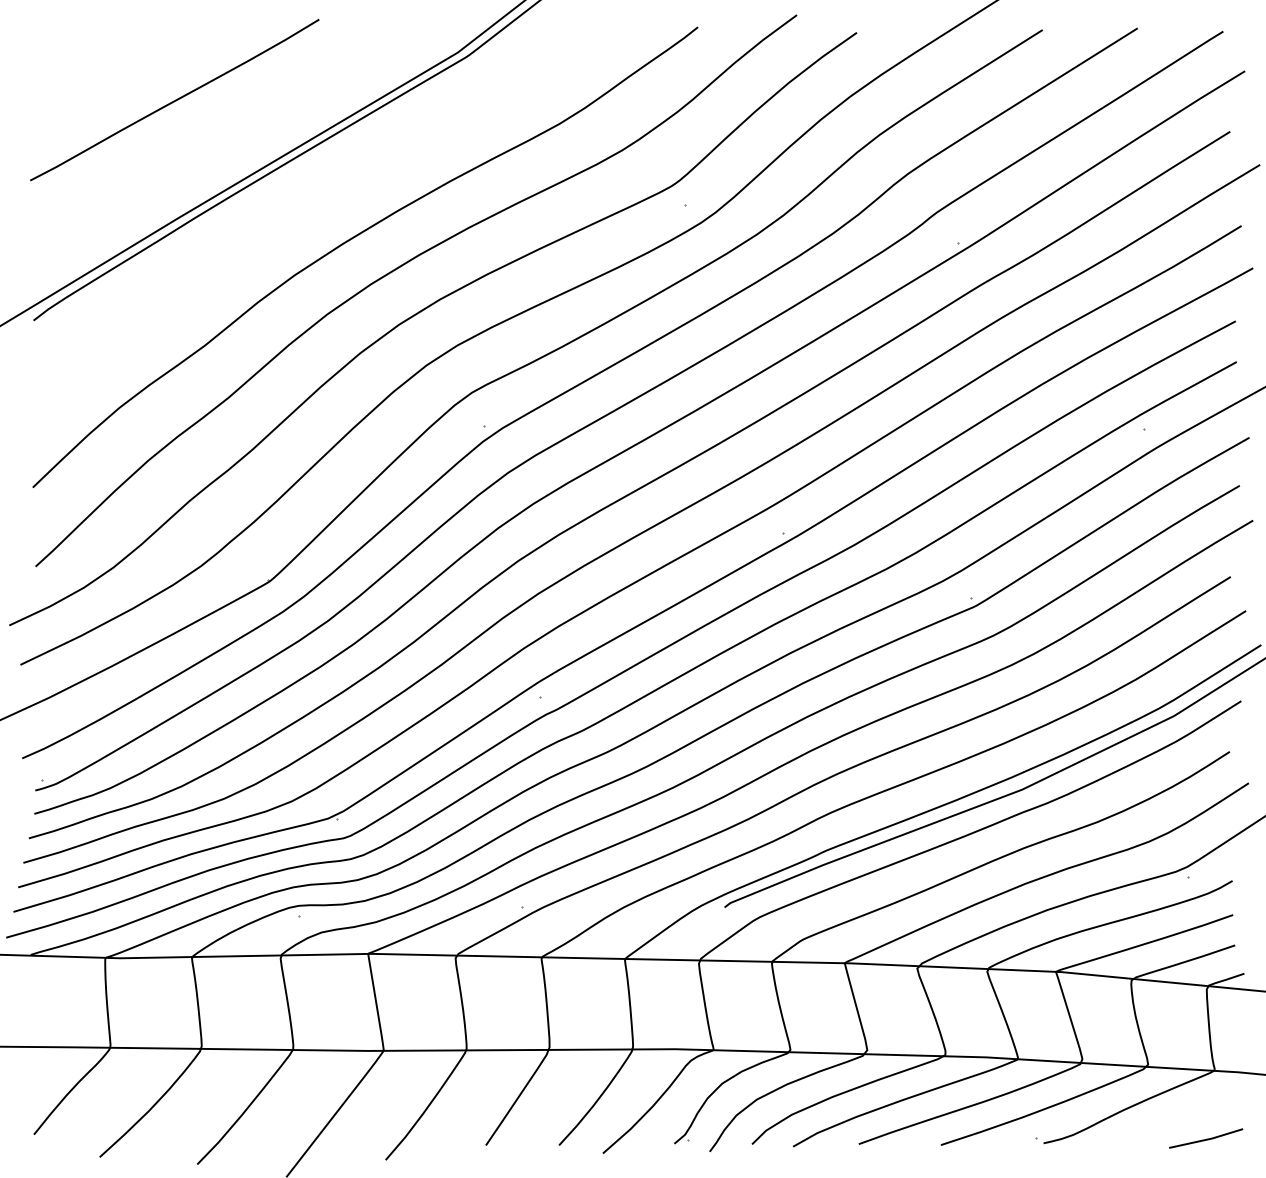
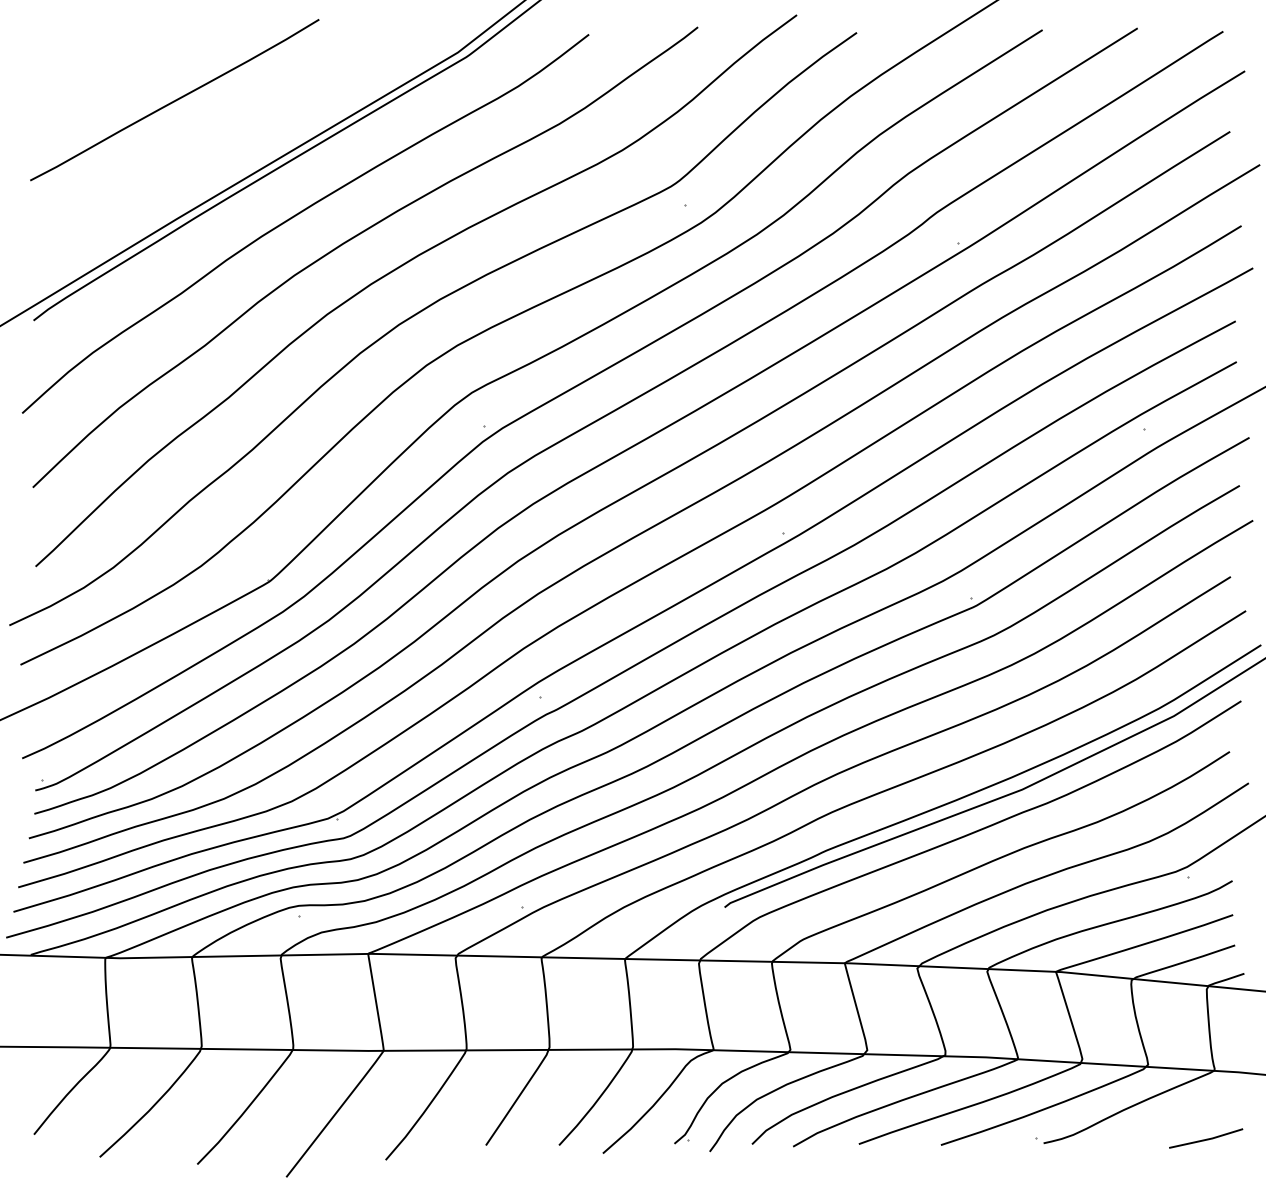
curve: none -> present (299, 214)
